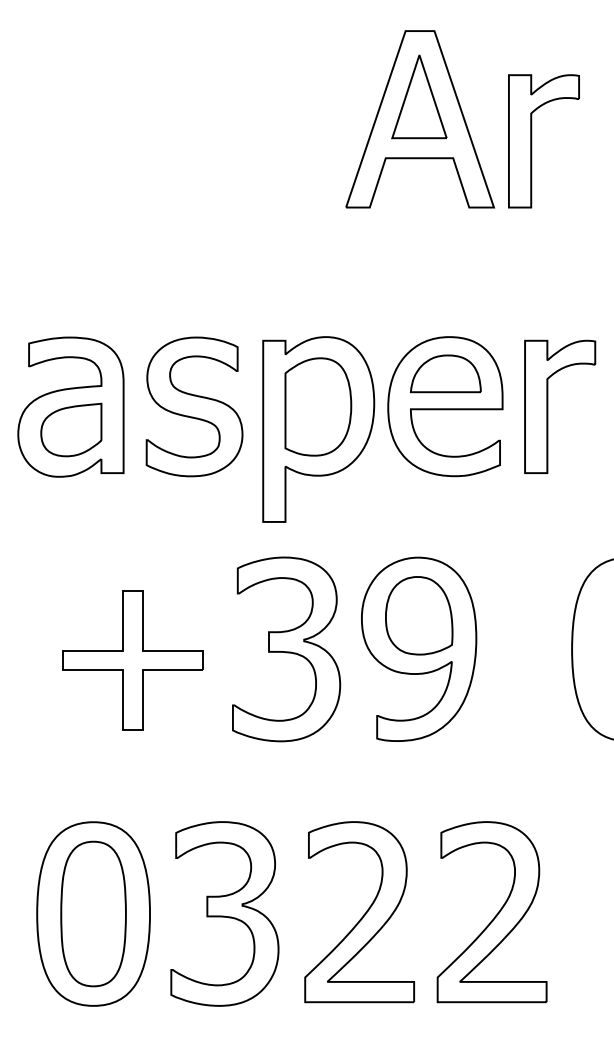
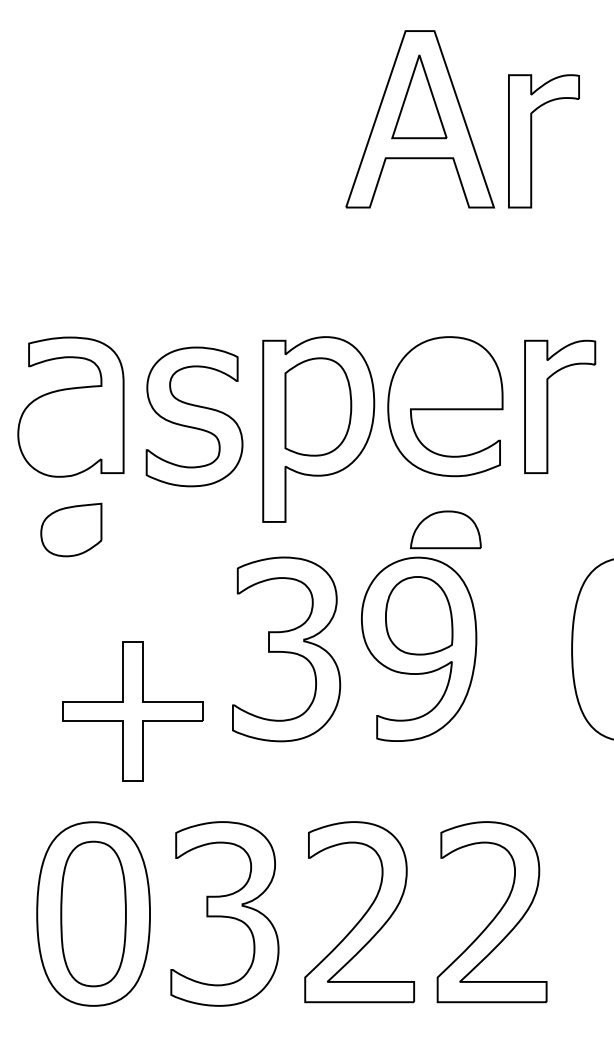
part position: (445, 373) -> (445, 529) (445, 529)
part position: (194, 406) -> (194, 416) (194, 416)
part position: (71, 429) -> (71, 529) (71, 529)
part position: (132, 660) -> (132, 711) (132, 711)
